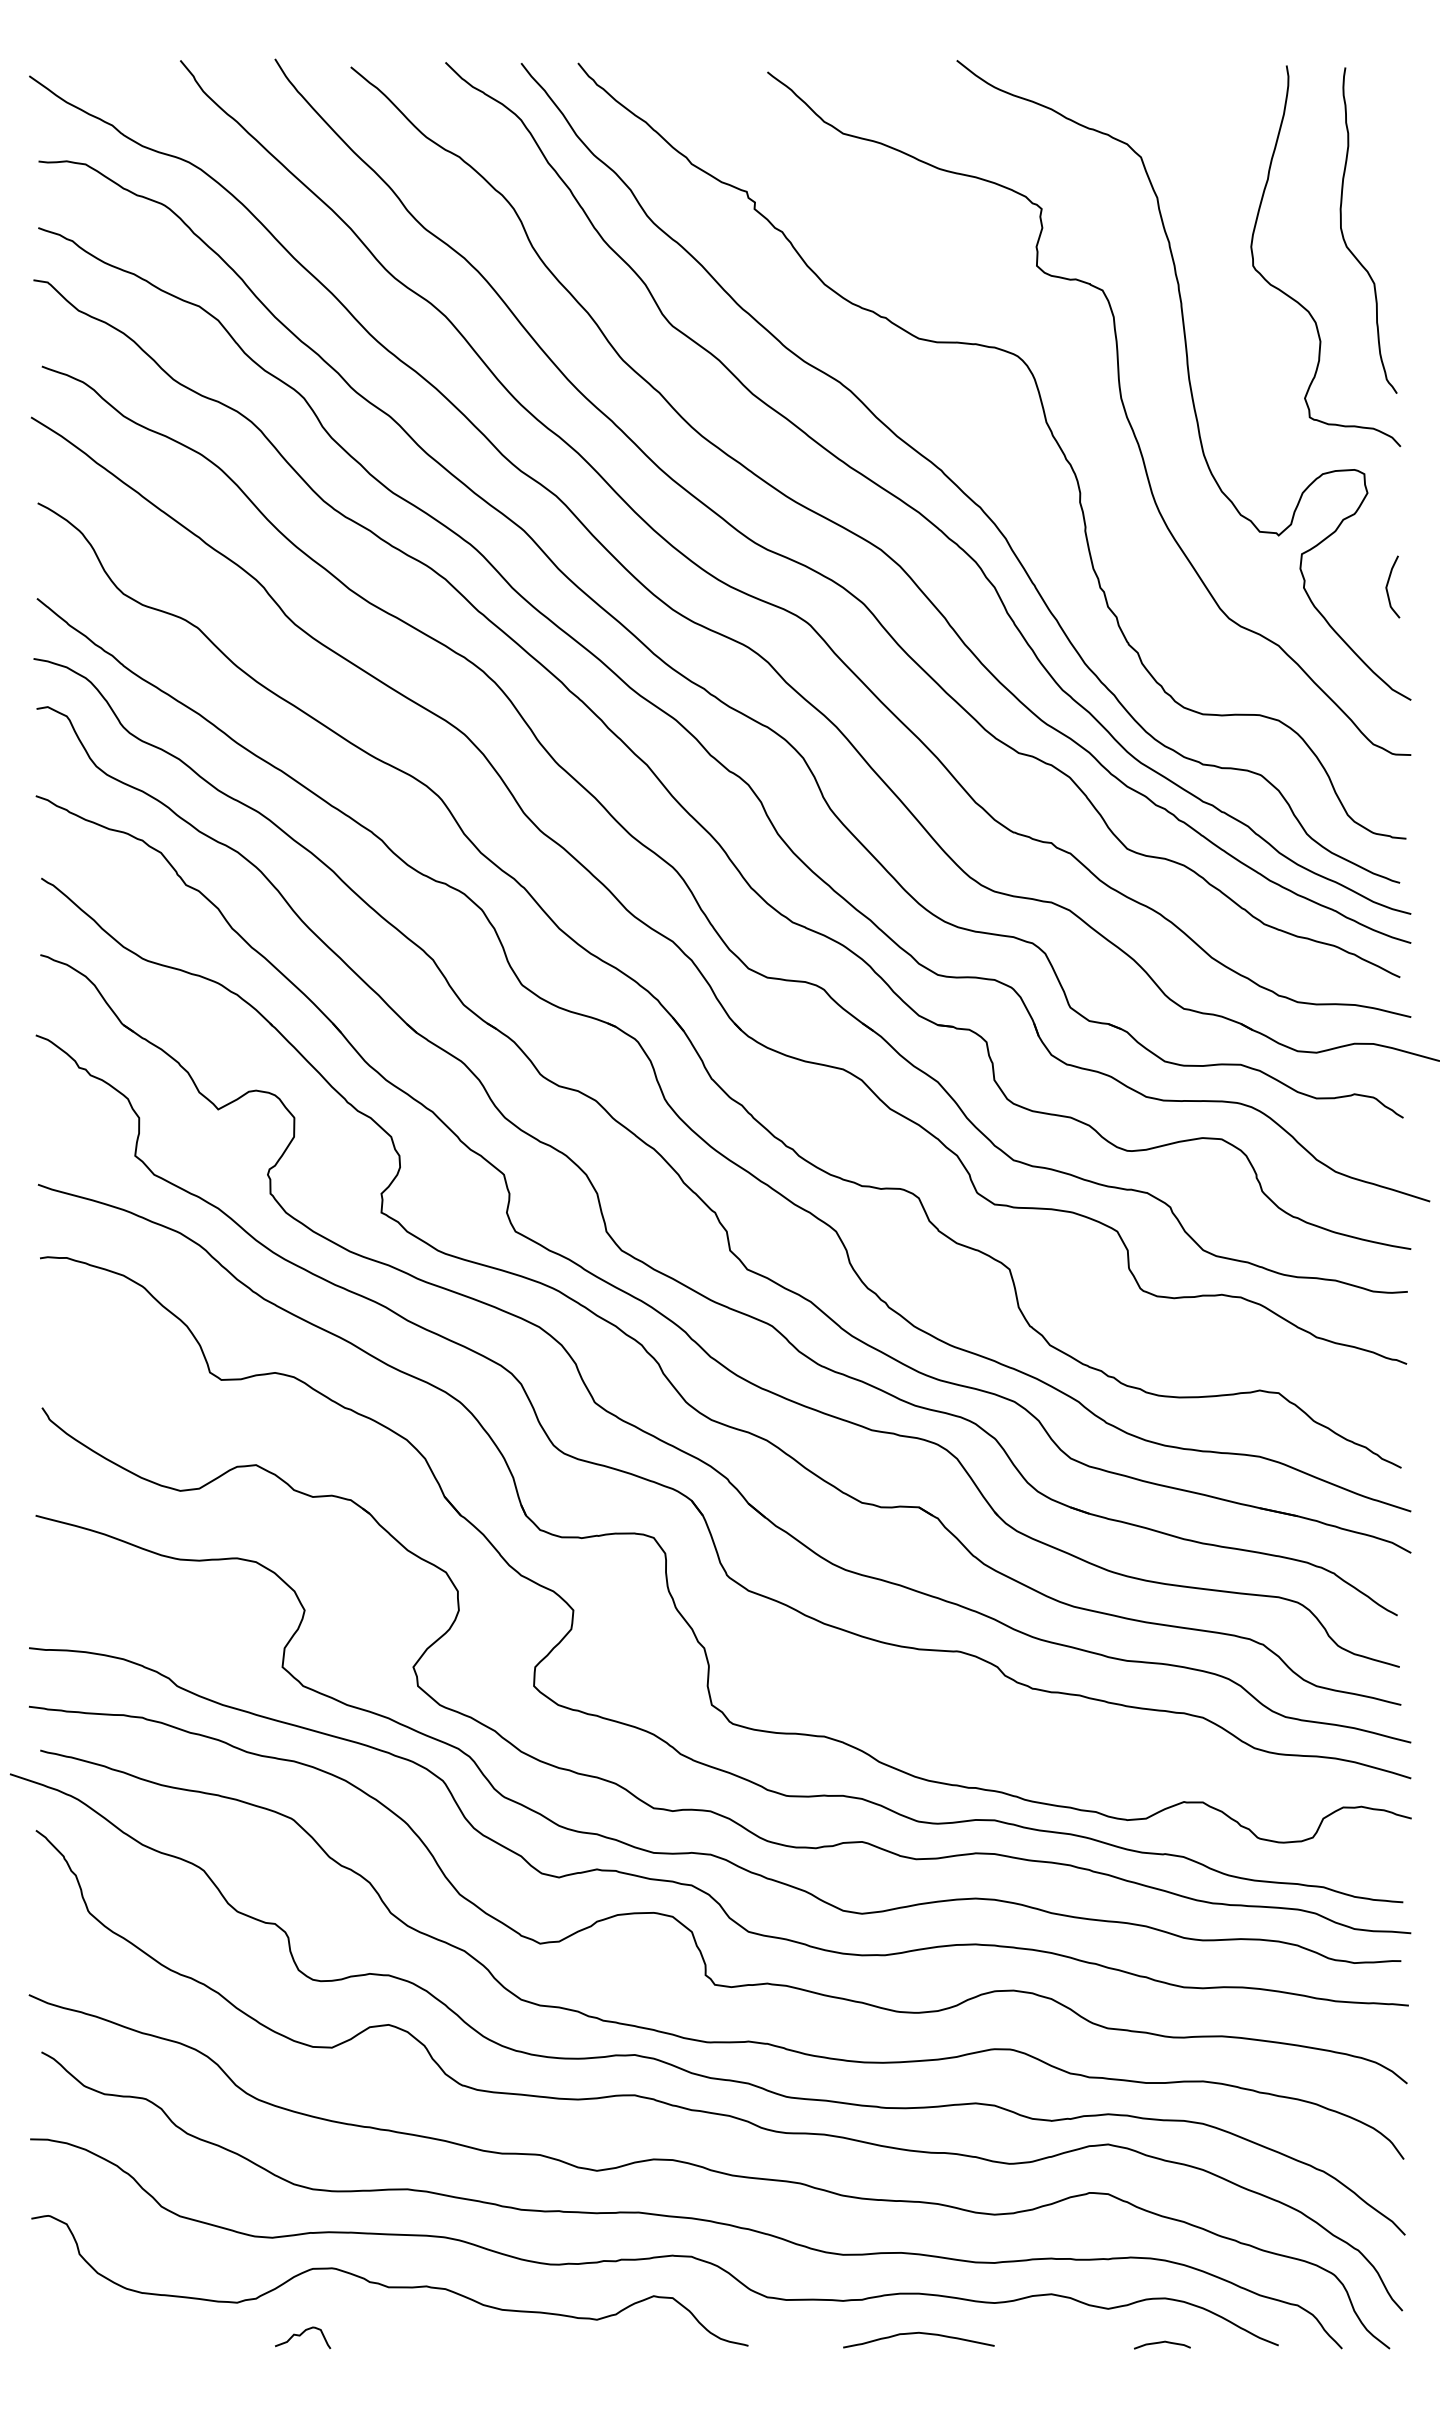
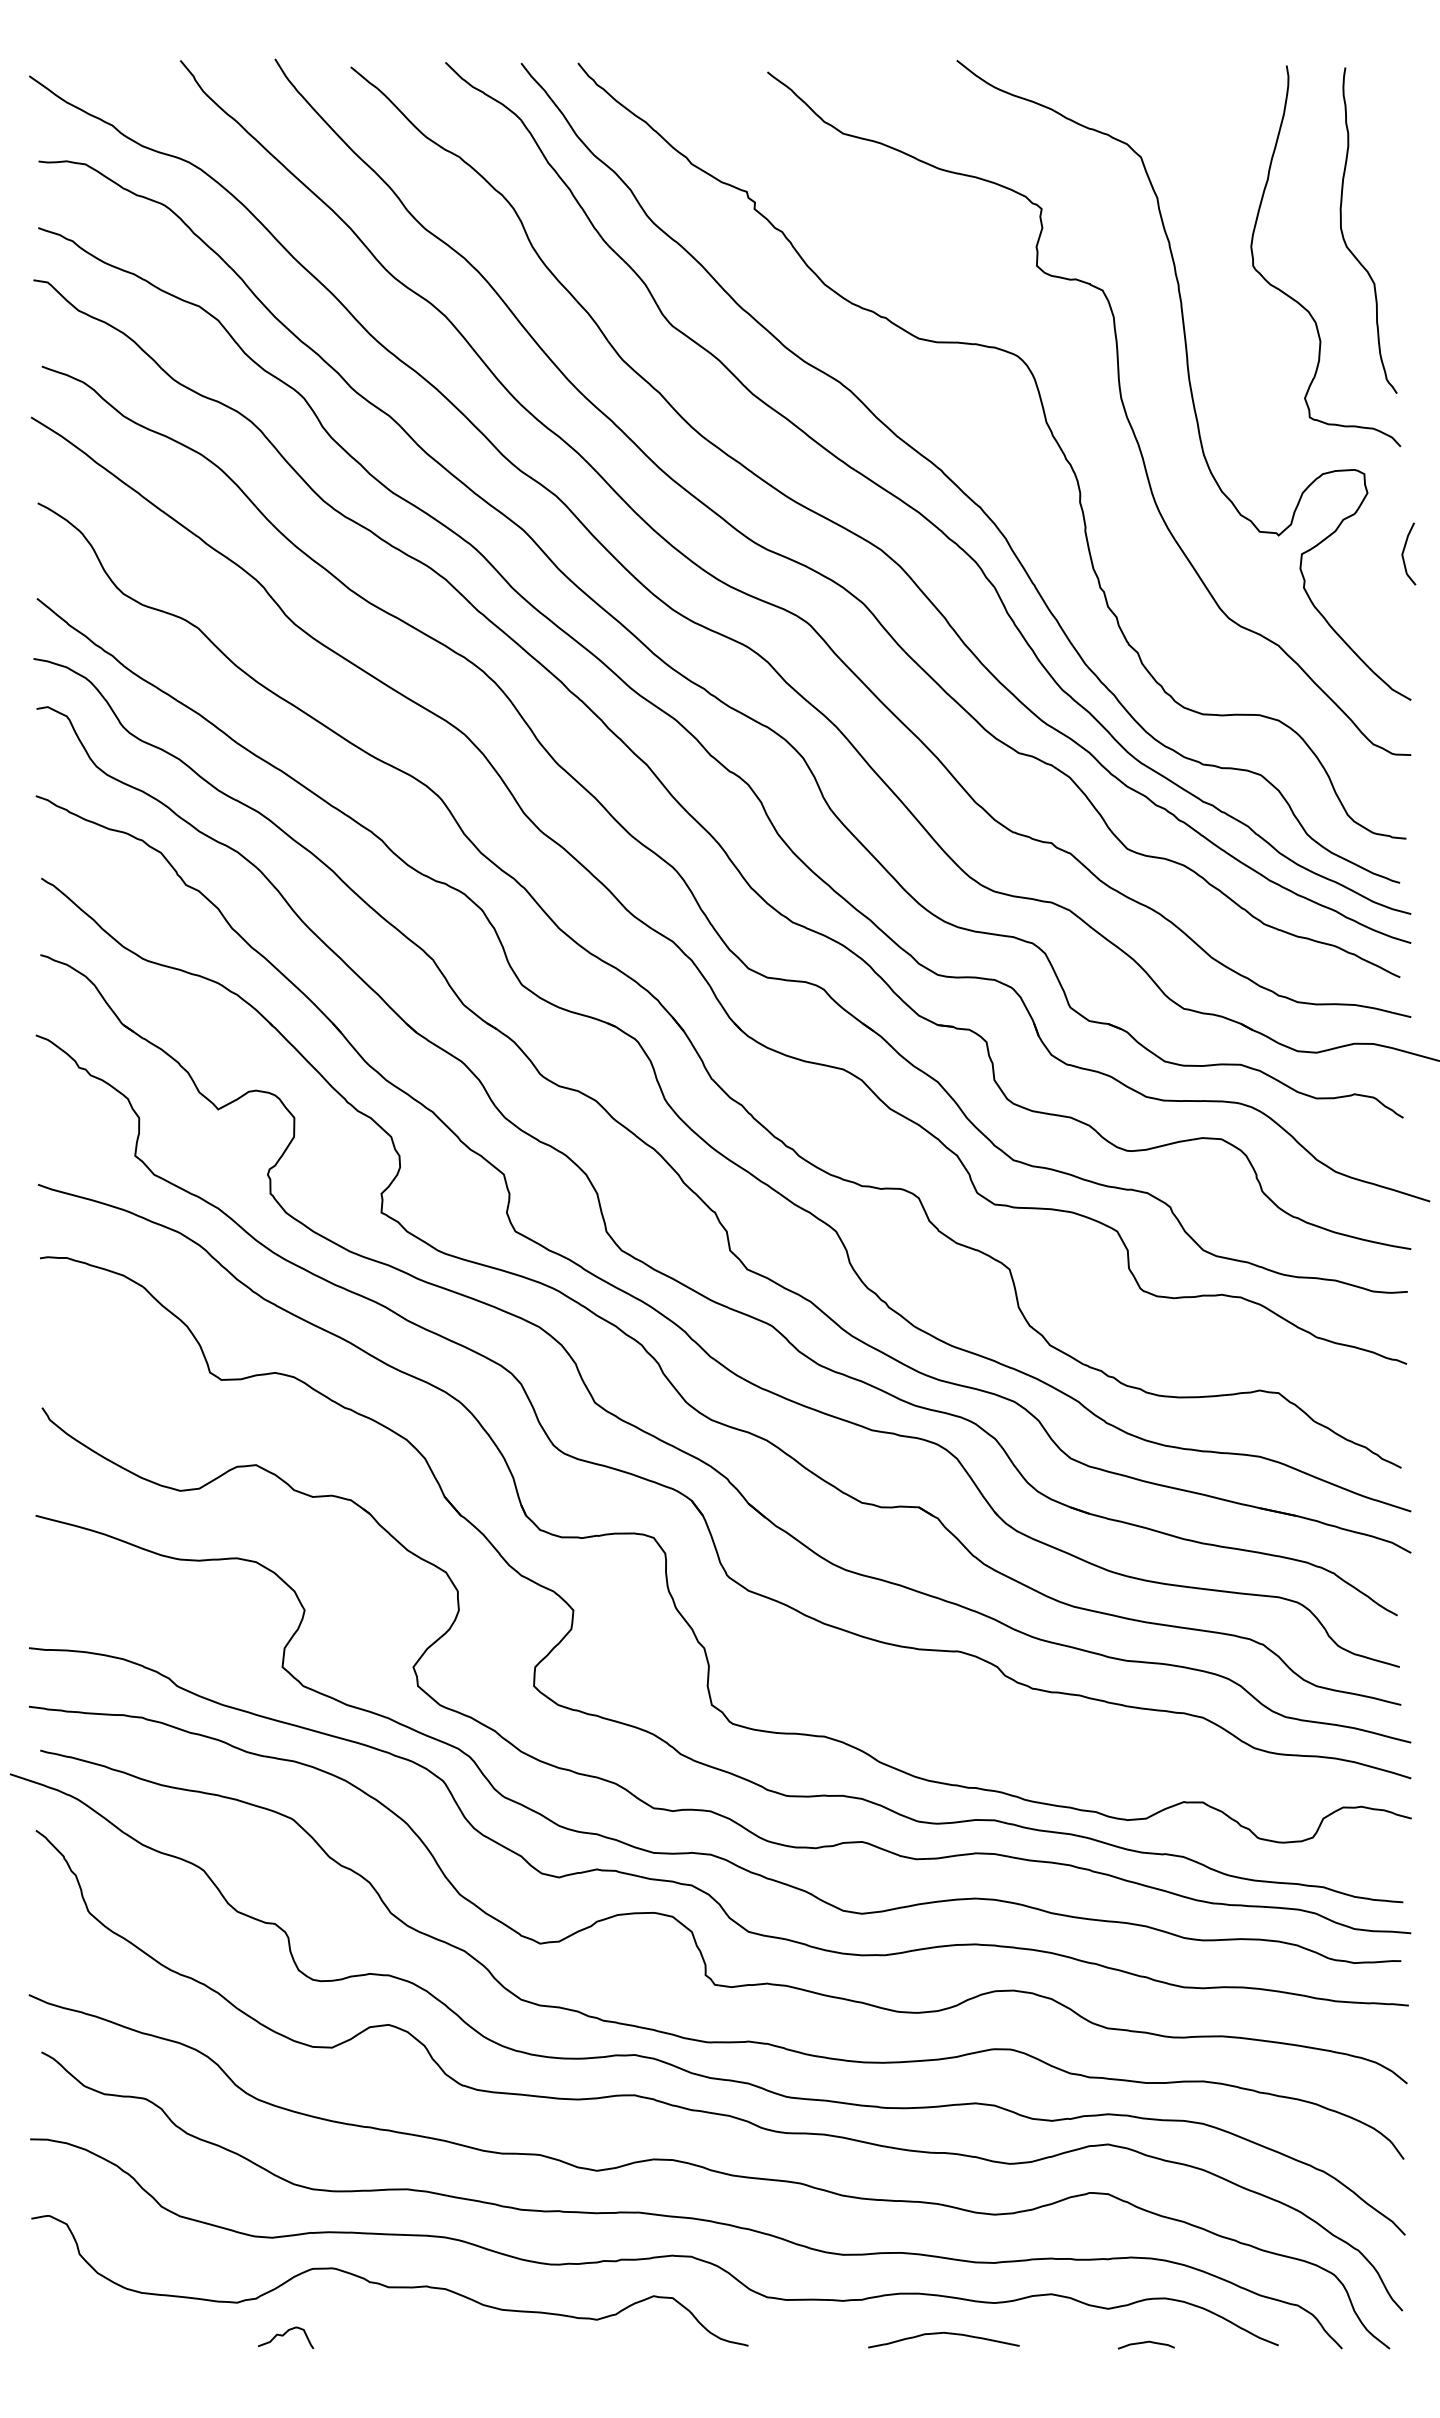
curve position: (1388, 584) -> (1404, 551) (1404, 551)
curve position: (918, 2333) -> (943, 2333) (943, 2333)
curve position: (301, 2335) -> (284, 2335) (284, 2335)
curve position: (1161, 2343) -> (1145, 2343) (1145, 2343)
